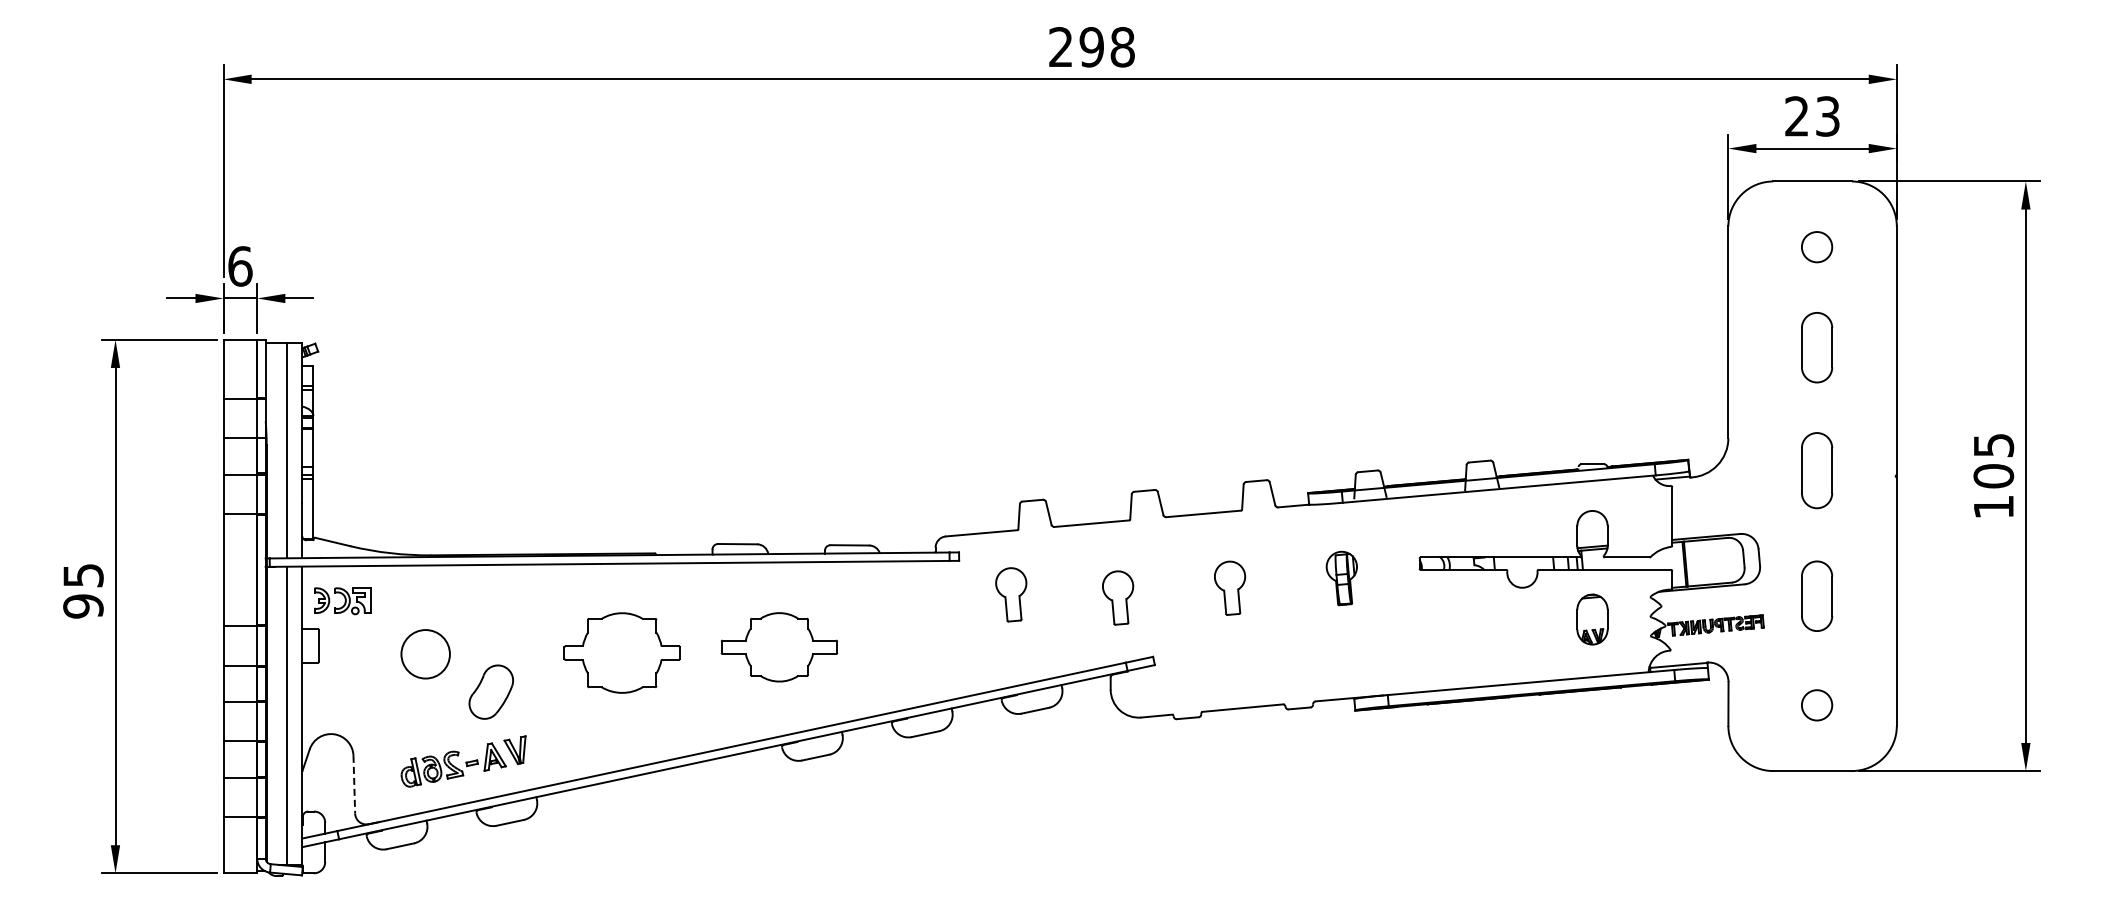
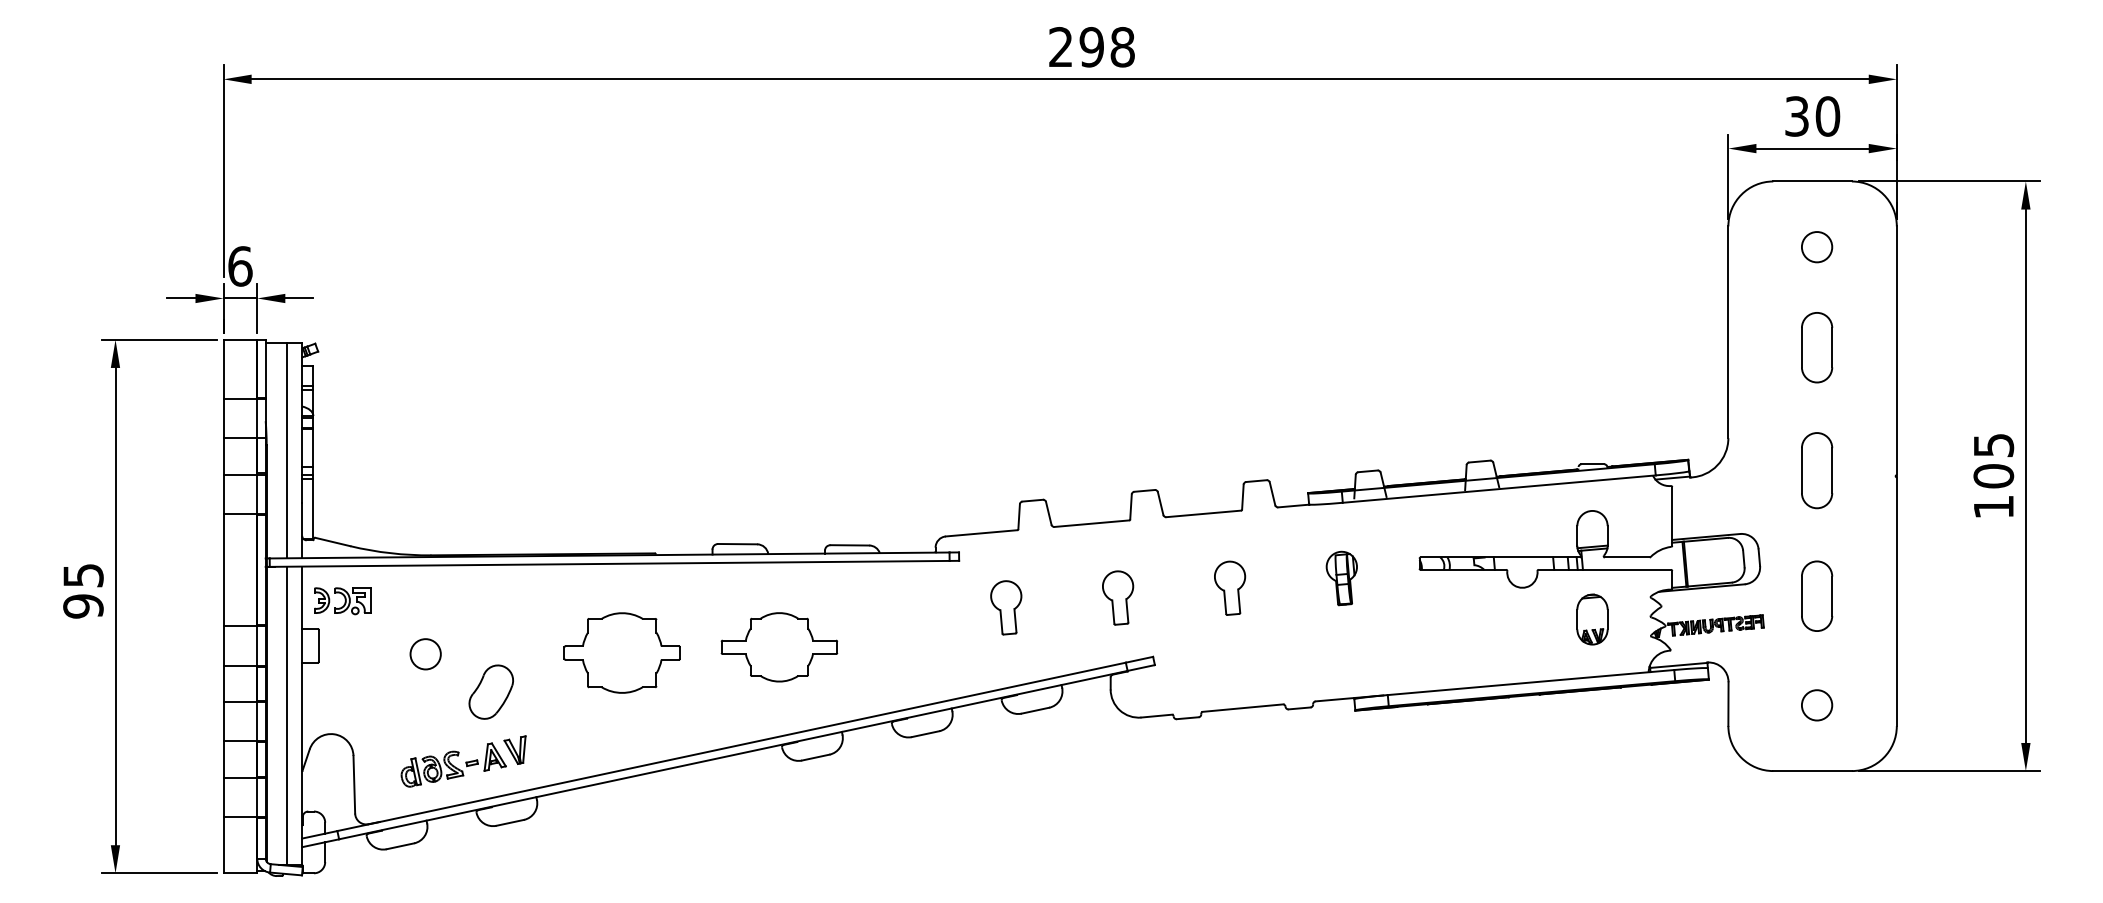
text: 23 -> 30 (1812, 116)
part position: (1011, 594) -> (1006, 607) (1006, 607)
circle diameter: 49 px -> 30 px (425, 654)
line: dashed -> solid (354, 784)
